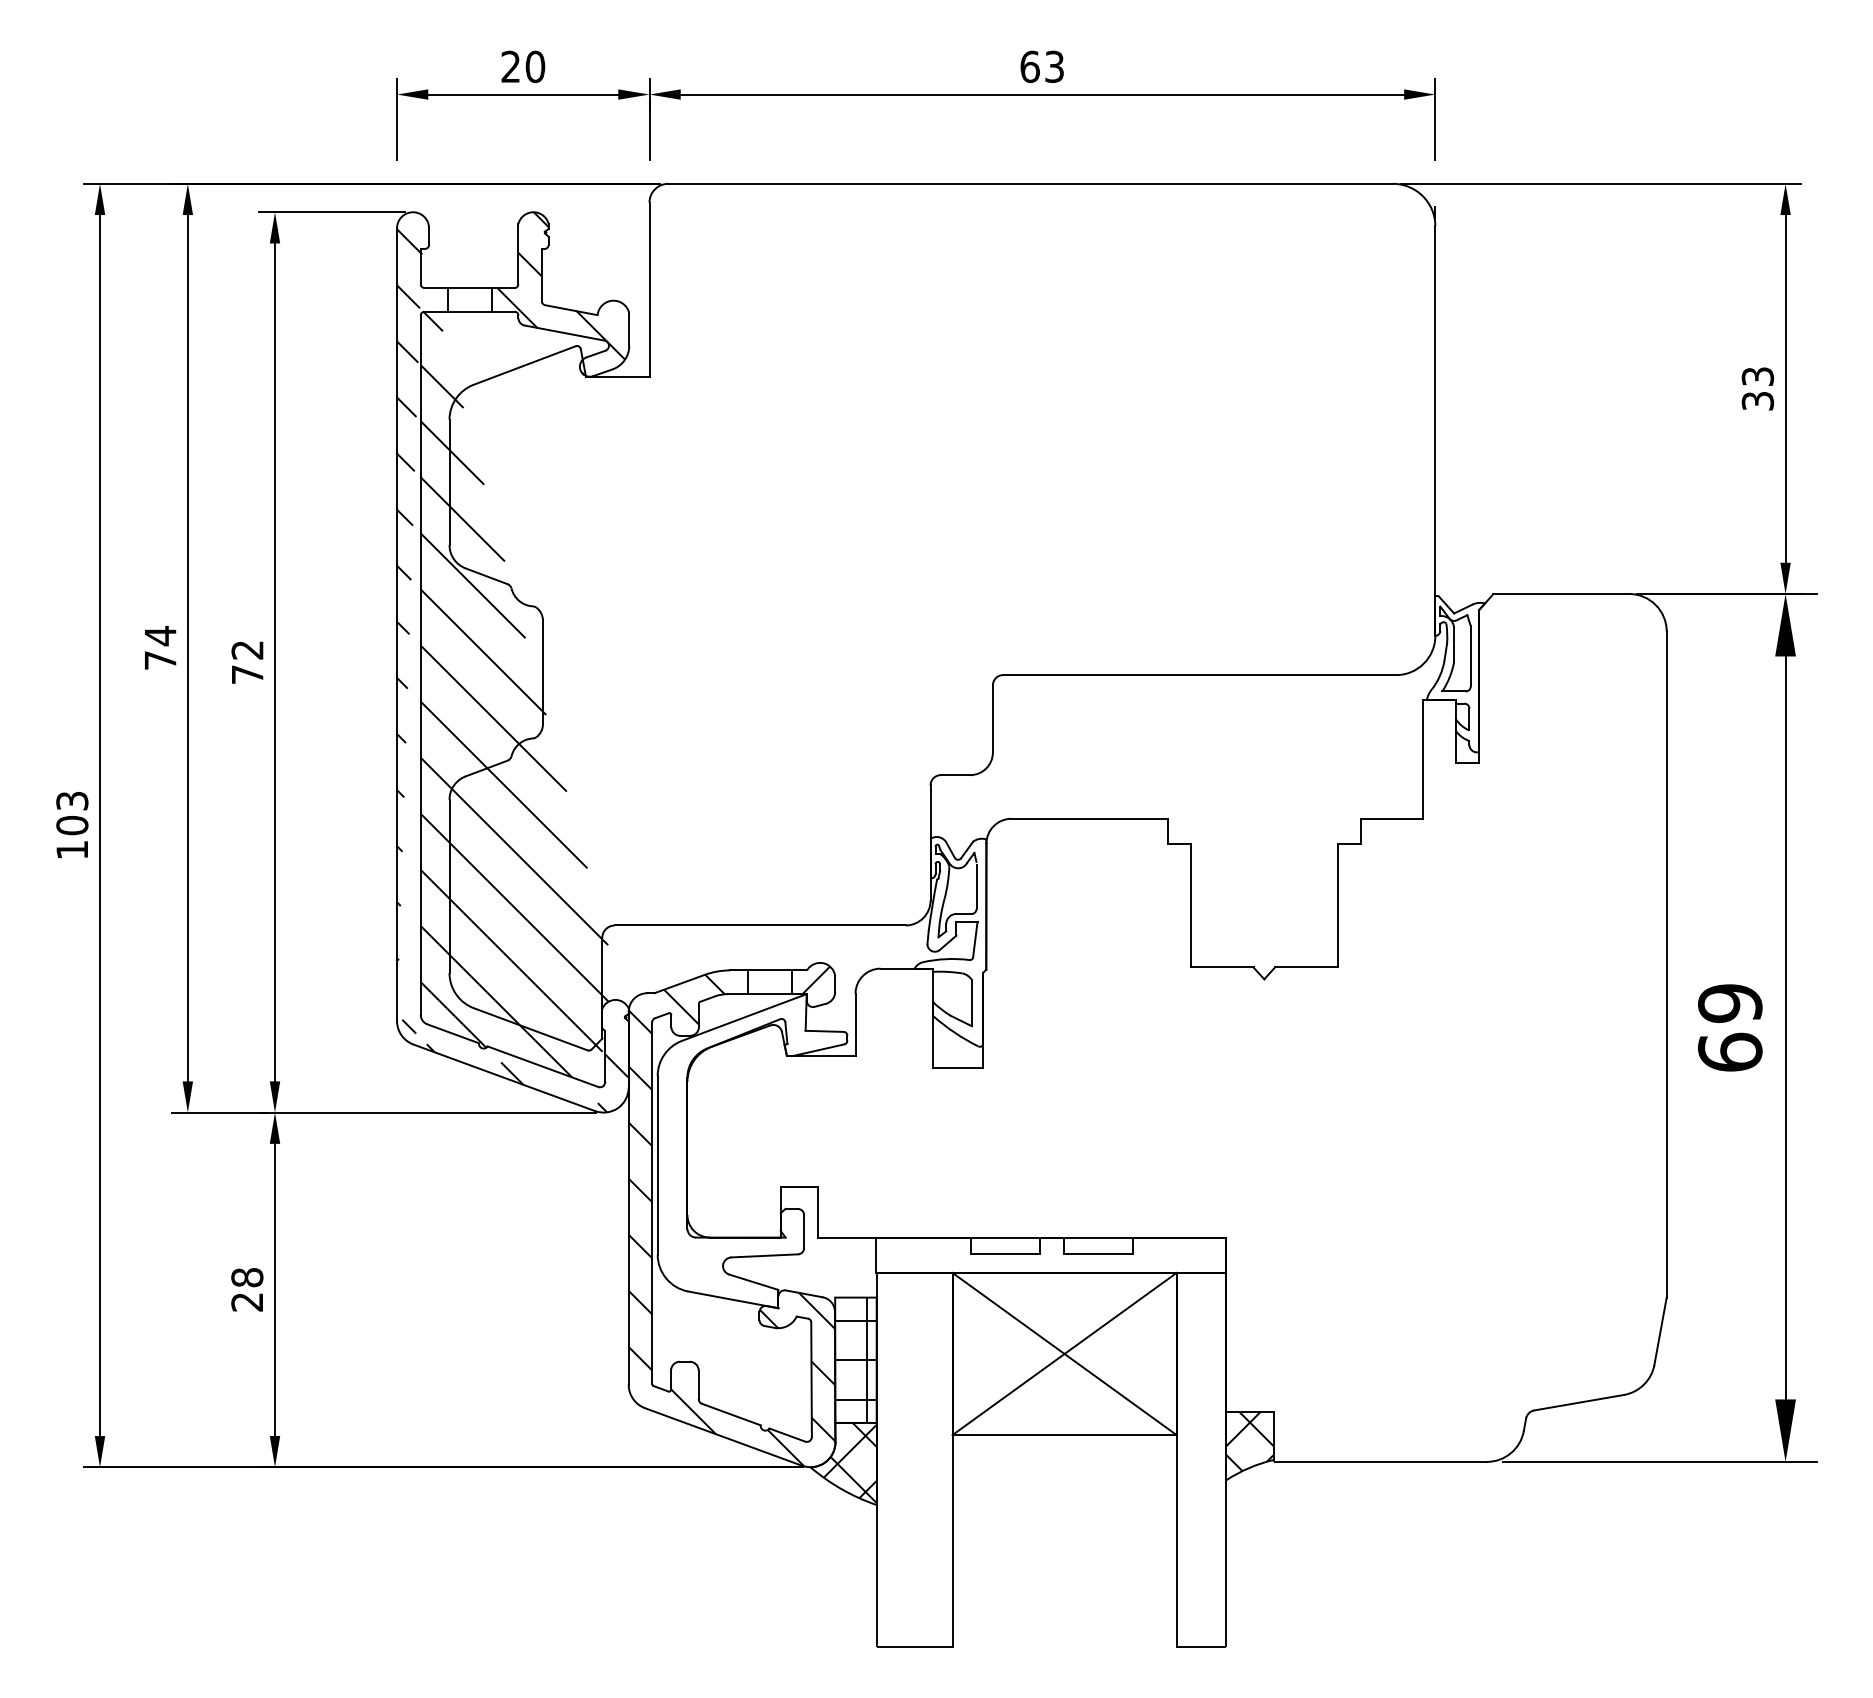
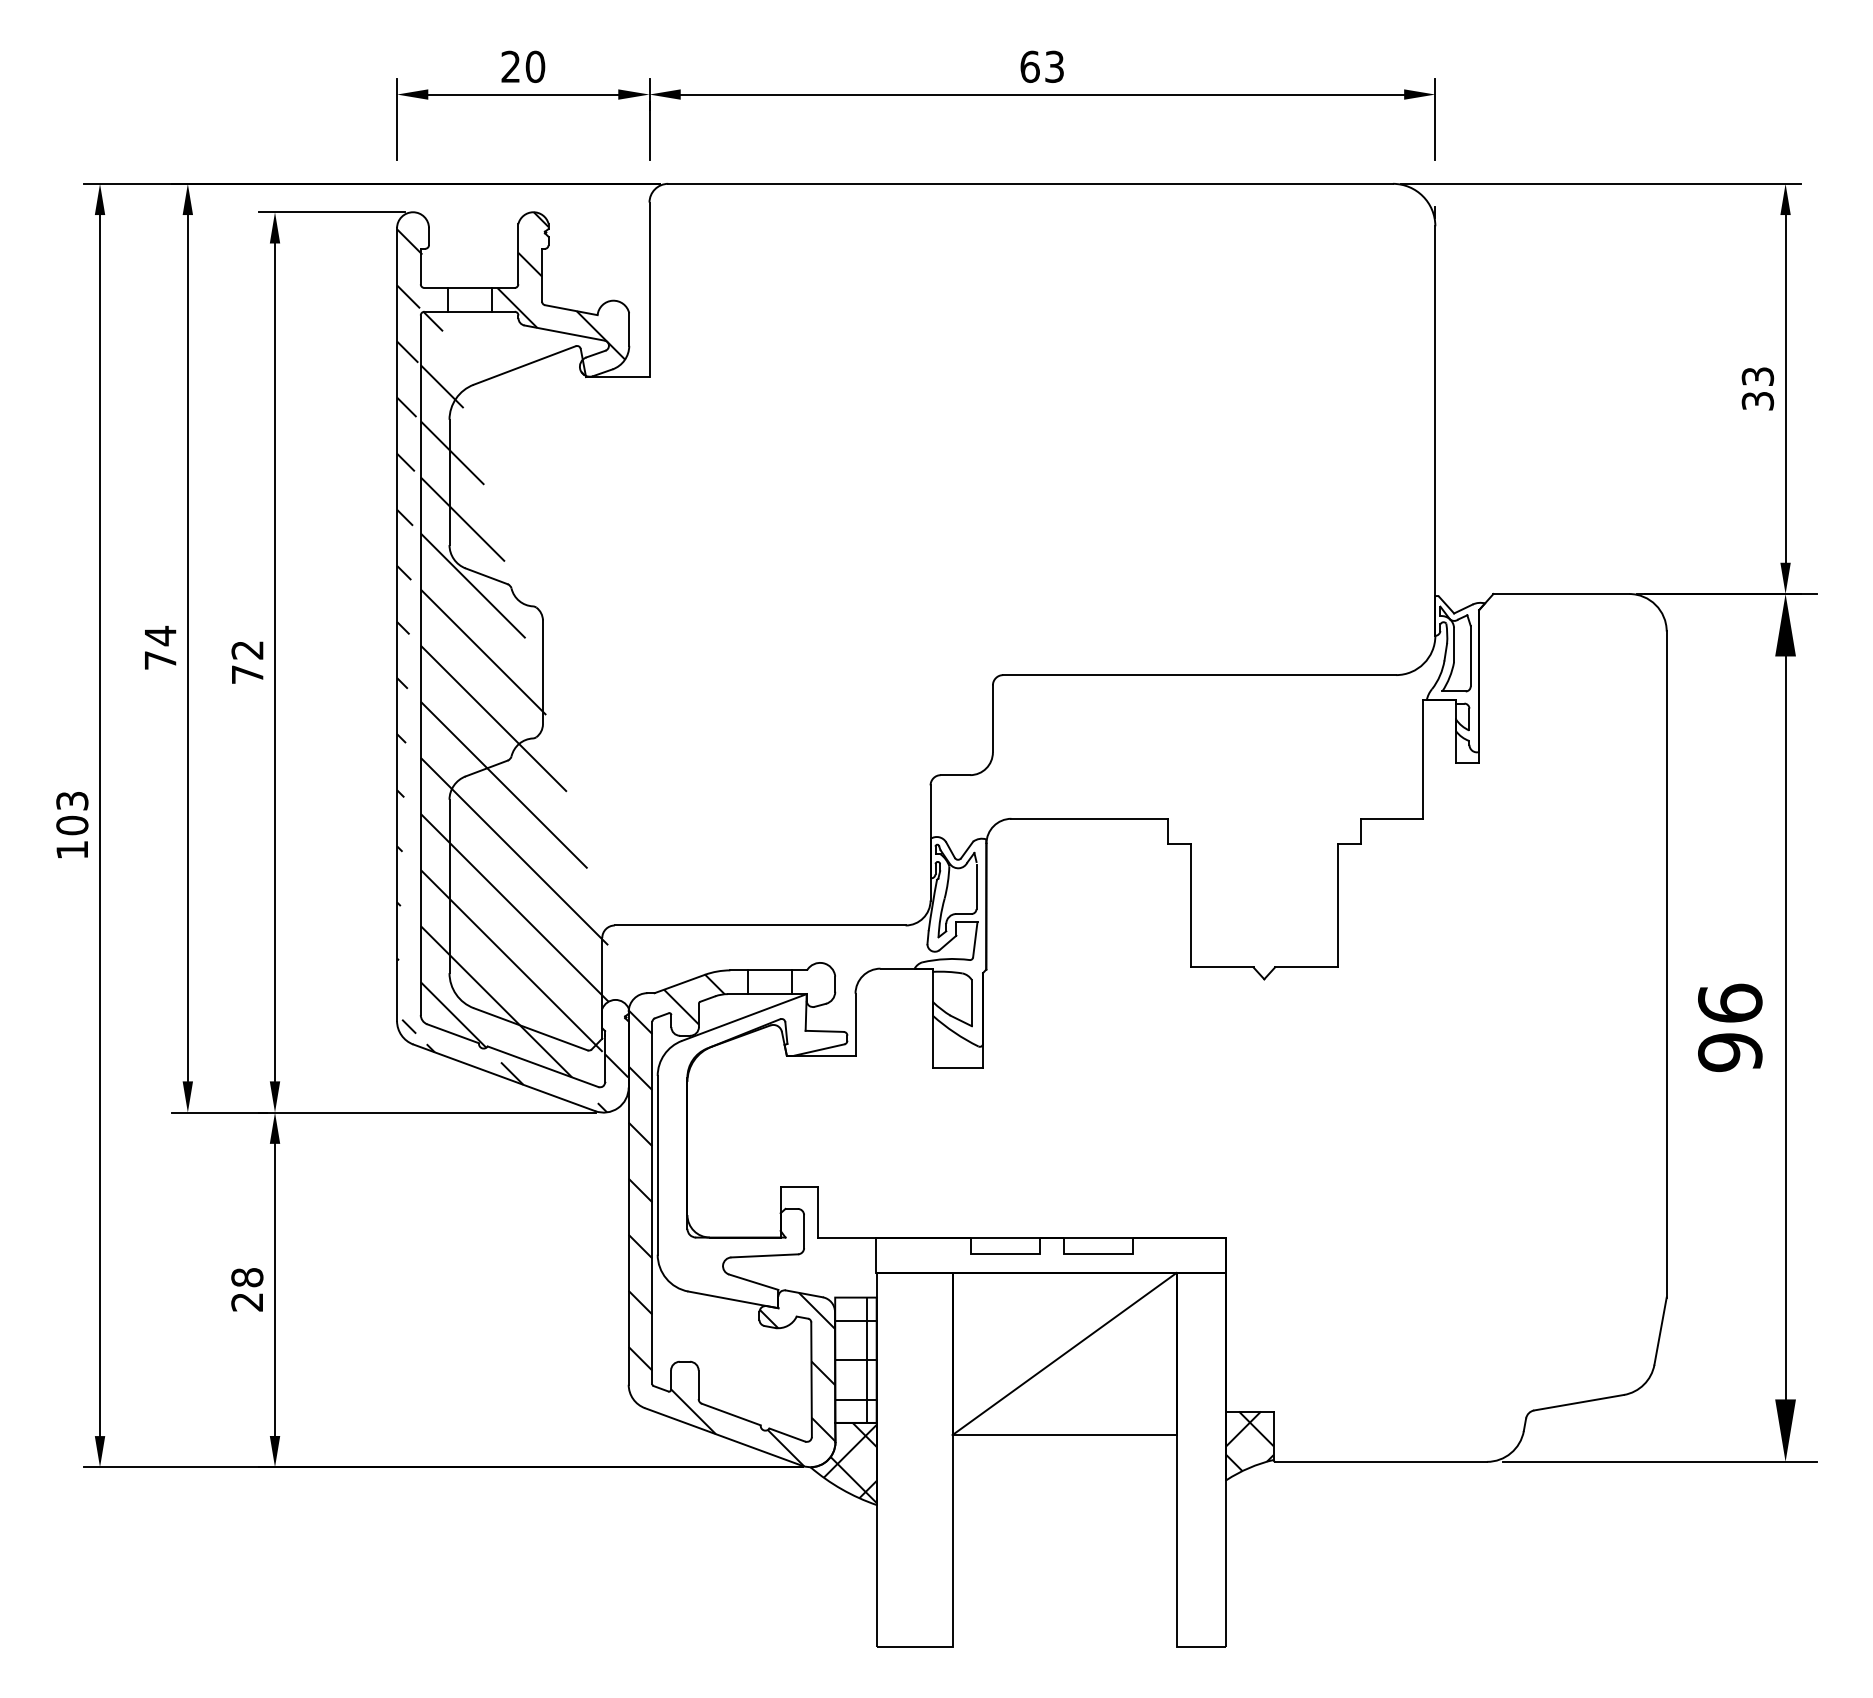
hatch: present -> none (816, 980)
text: 69 -> 96 (1730, 1027)
line: present -> none (1064, 1353)
